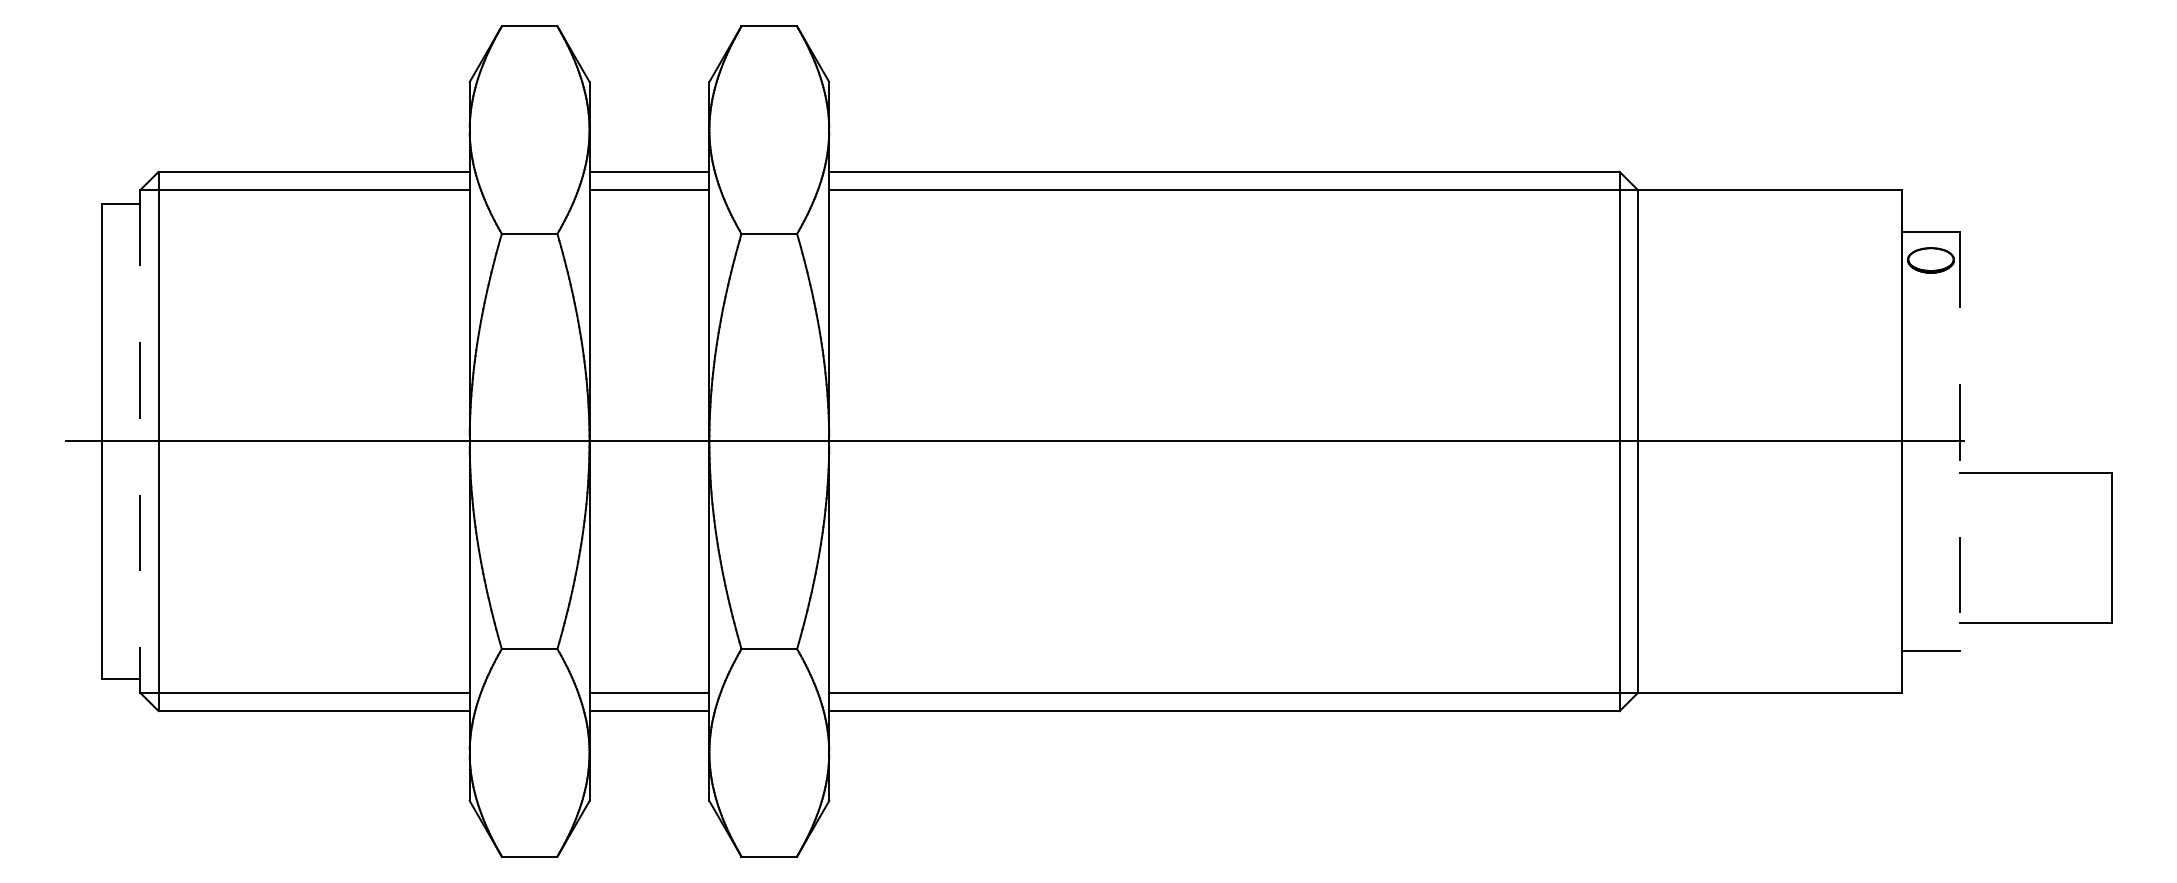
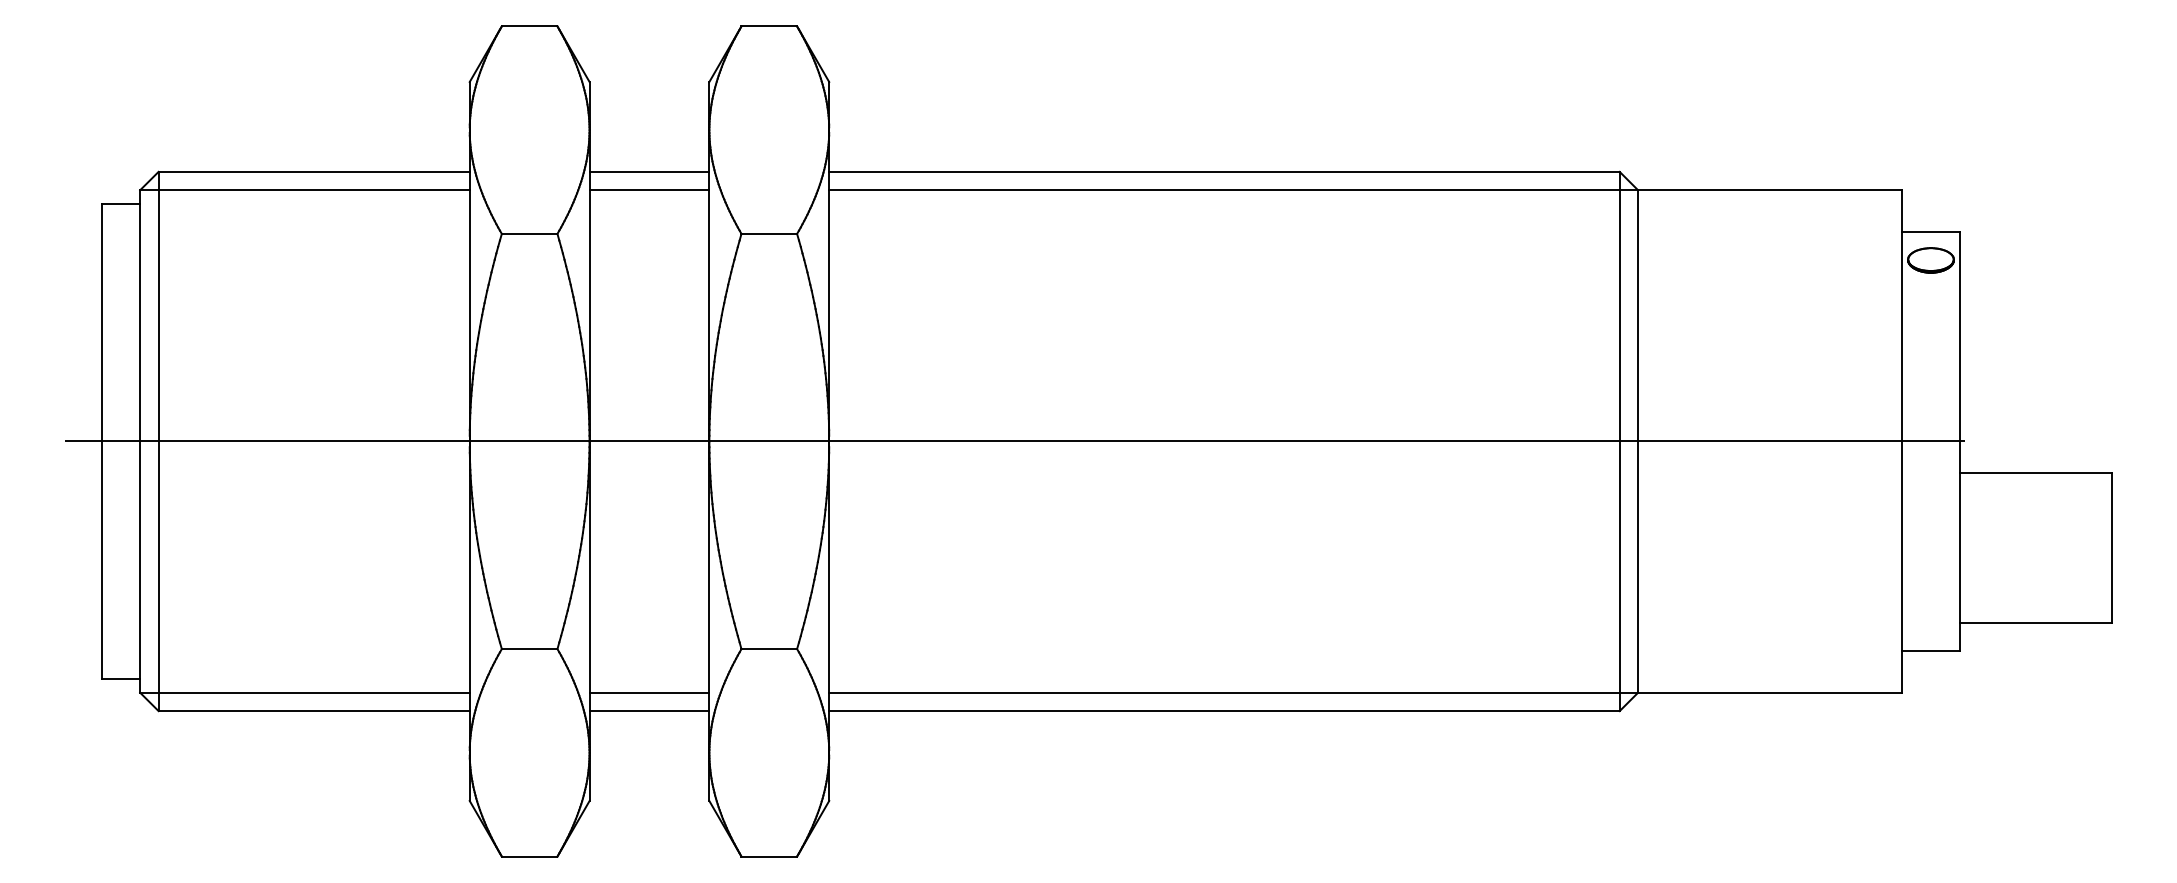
line: dashed -> solid (140, 441)
line: dashed -> solid (1959, 441)
